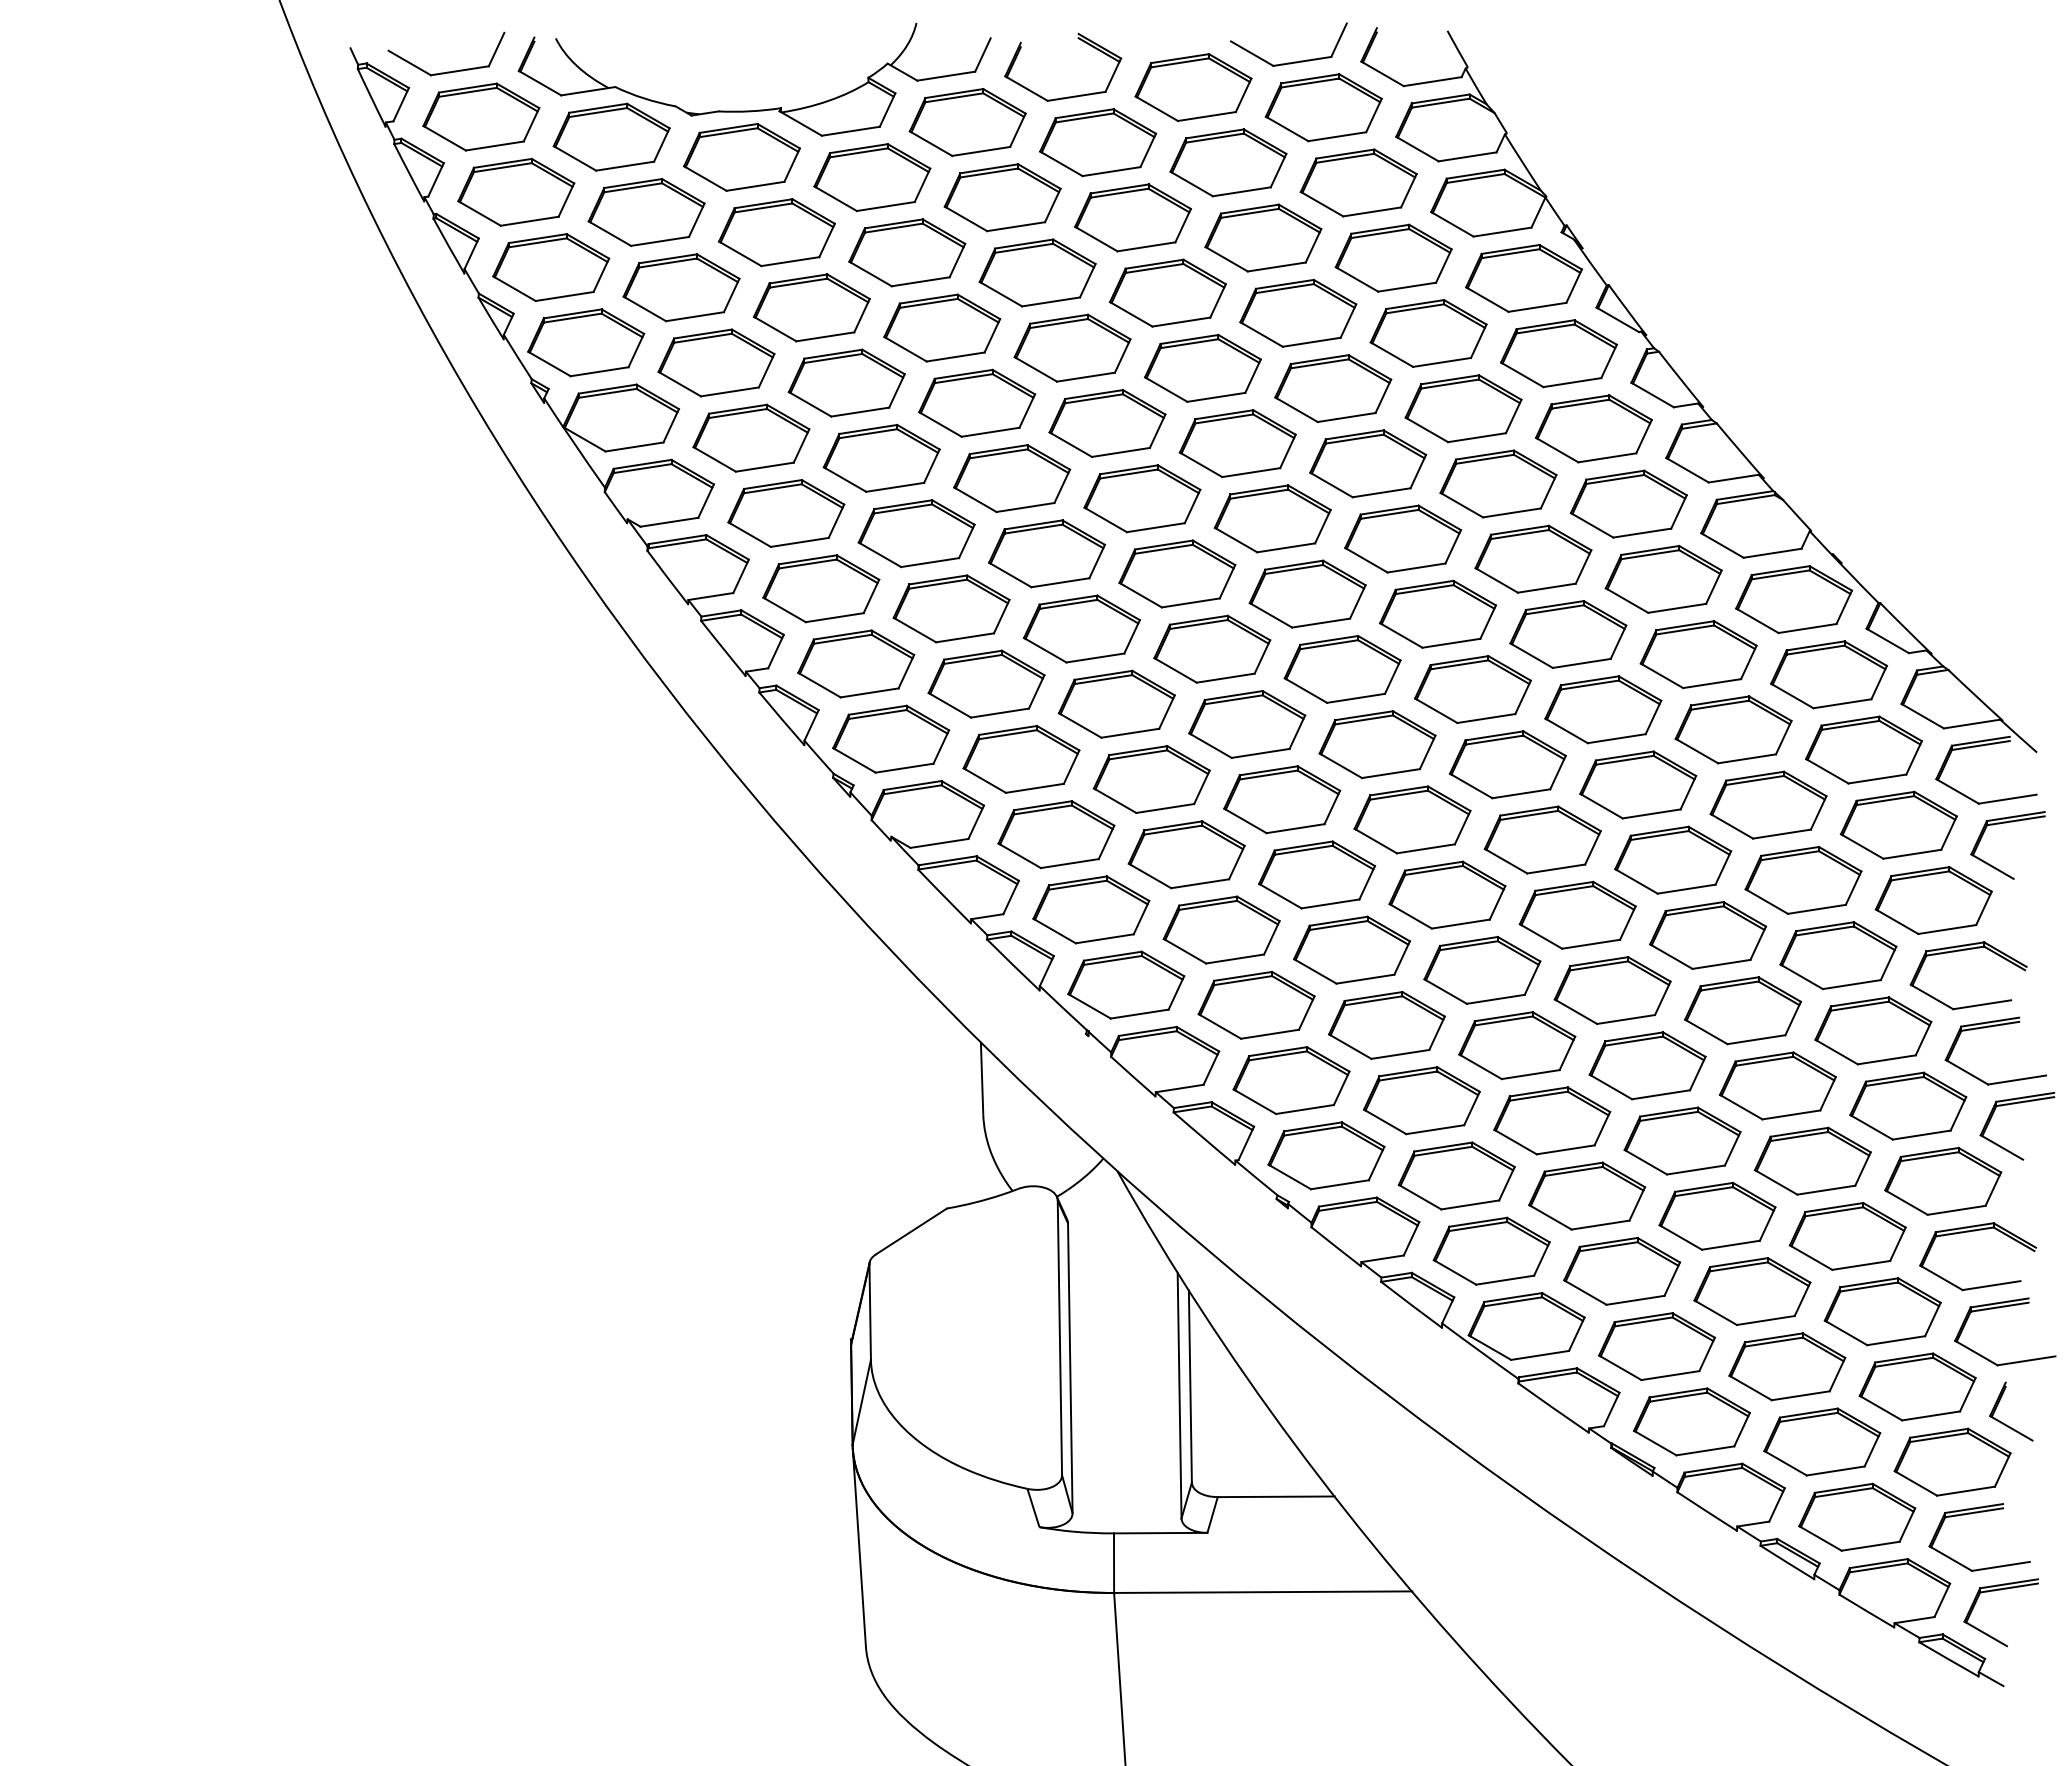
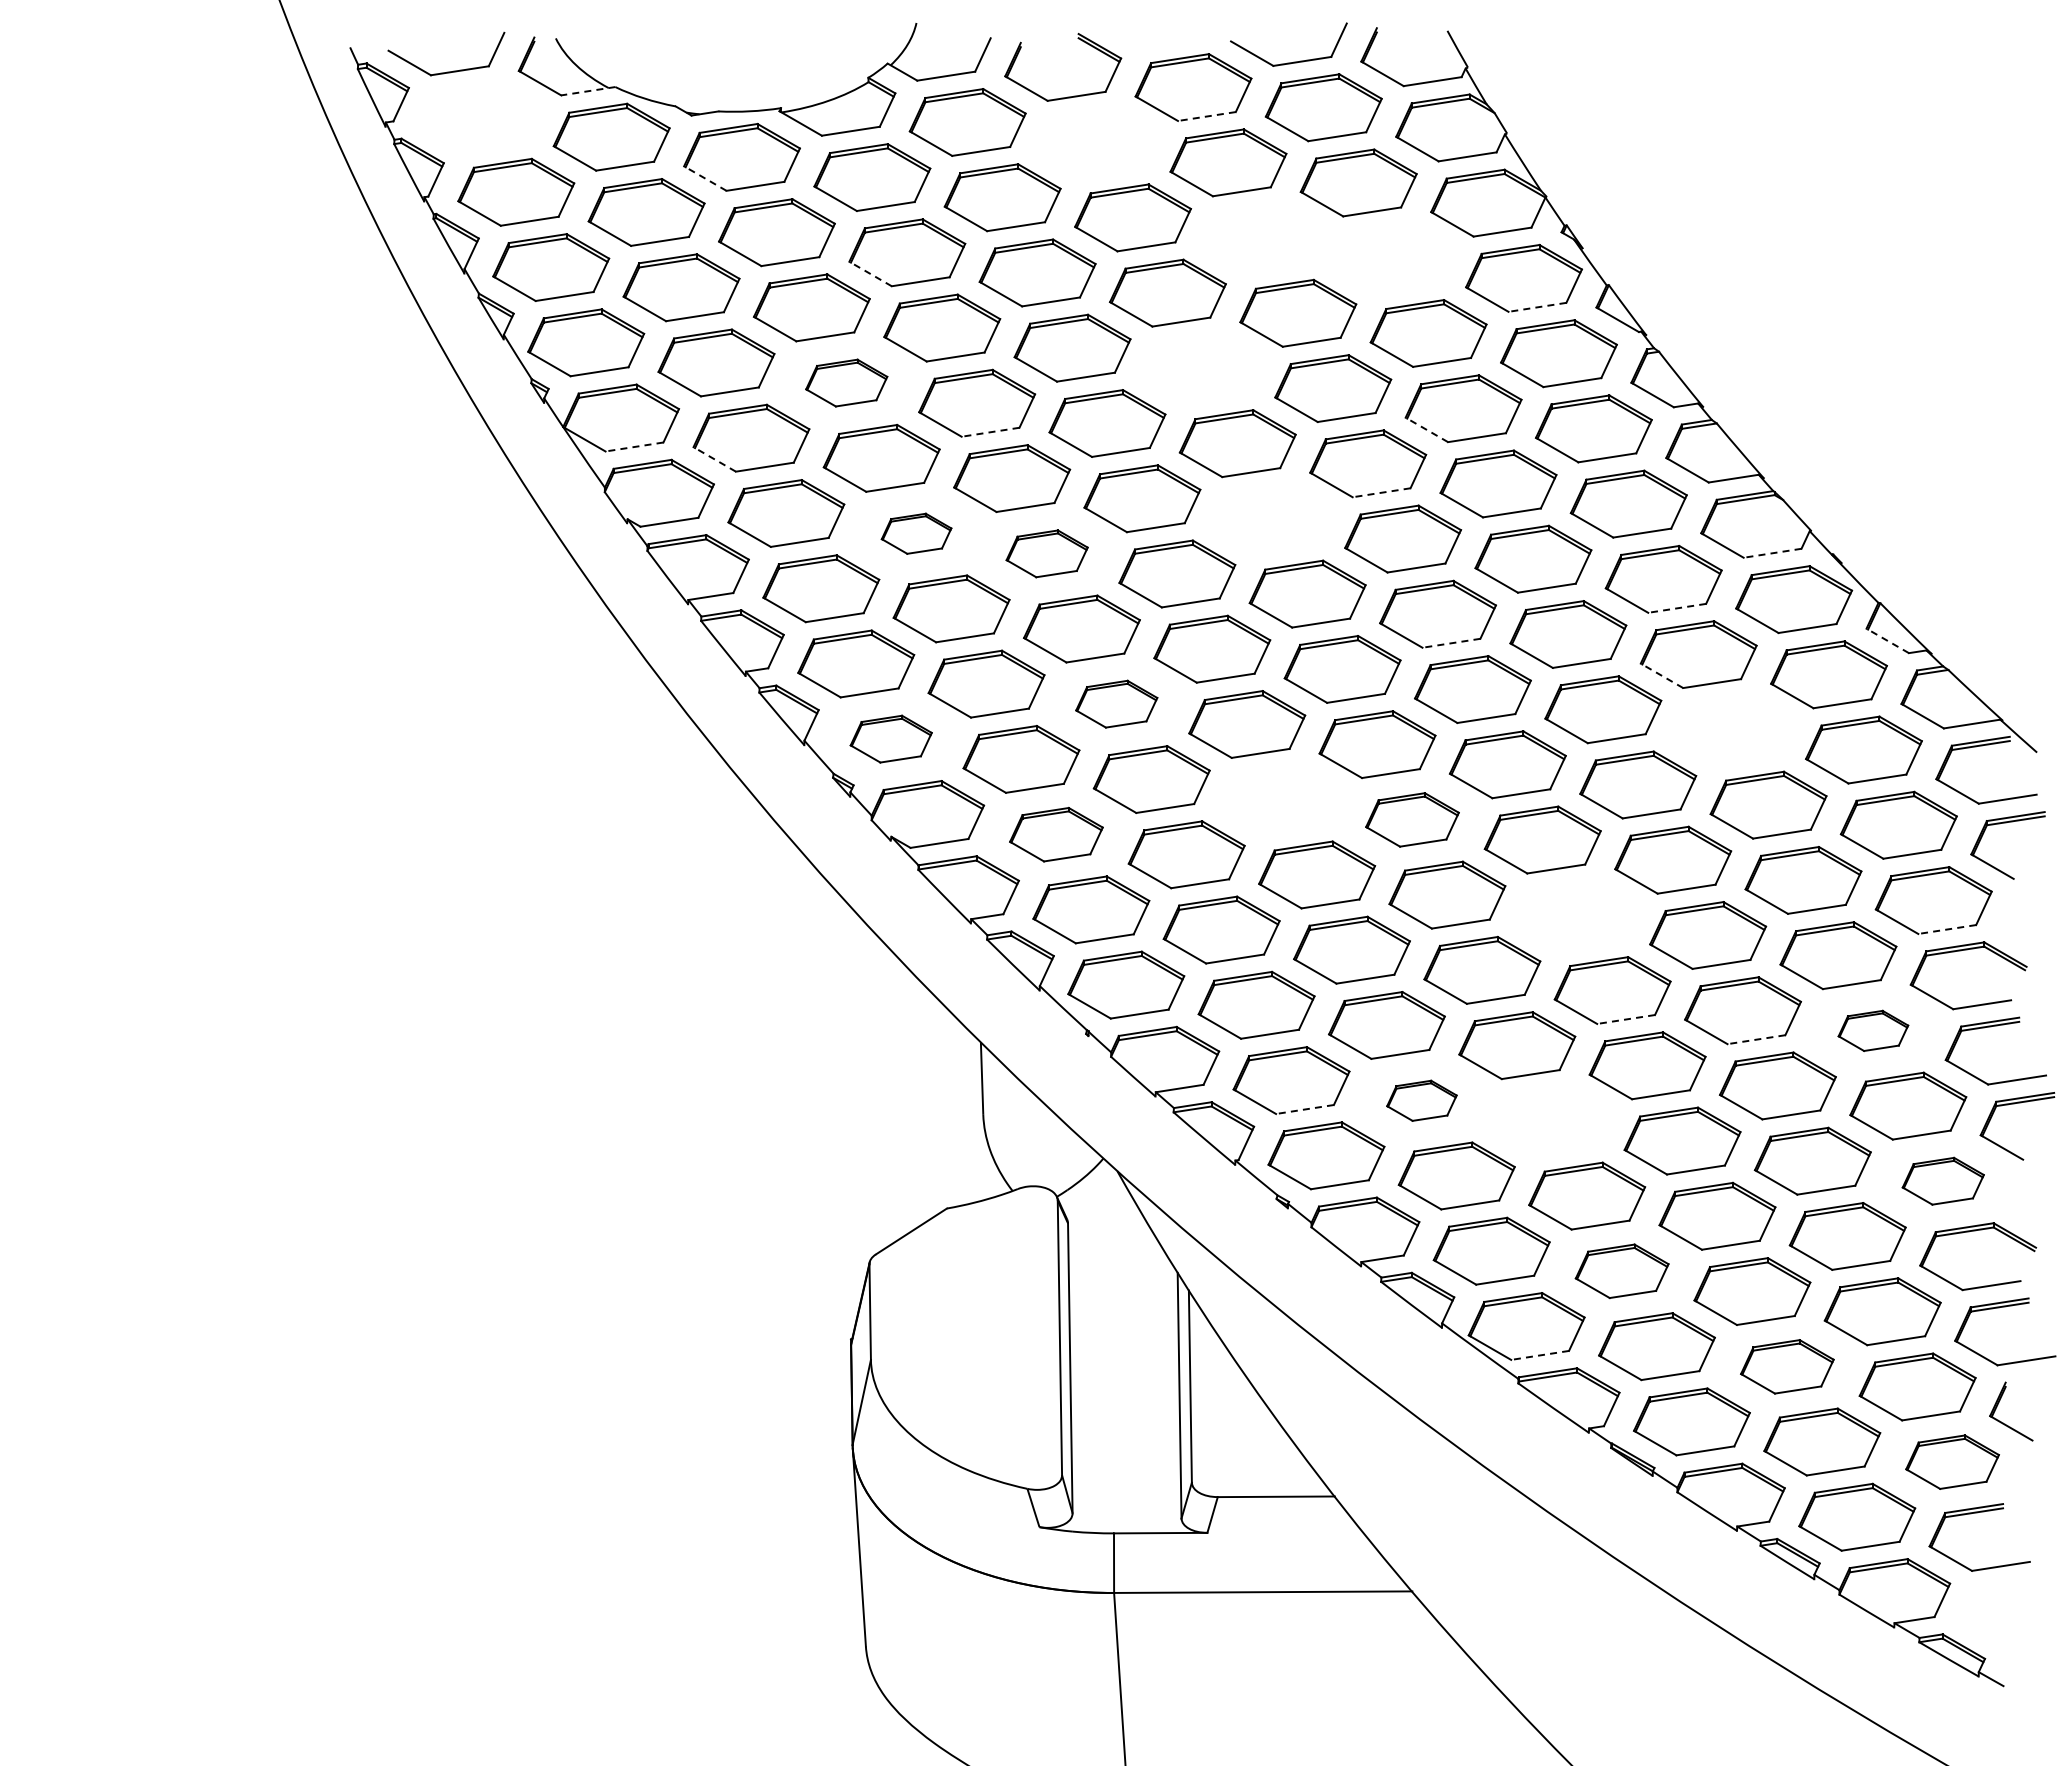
line: solid -> dashed (587, 91)
part: present -> none (481, 116)
line: solid -> dashed (1206, 116)
part: present -> none (1098, 142)
line: solid -> dashed (704, 178)
part: present -> none (1263, 237)
part: present -> none (1393, 257)
line: solid -> dashed (870, 273)
line: solid -> dashed (1536, 307)
part: present -> none (1202, 367)
part size: 119x70 px -> 84x50 px (846, 382)
line: solid -> dashed (1426, 429)
line: solid -> dashed (990, 432)
line: solid -> dashed (634, 447)
line: solid -> dashed (714, 459)
line: solid -> dashed (1381, 492)
part: present -> none (1272, 518)
part size: 119x70 px -> 73x43 px (916, 533)
part size: 119x70 px -> 84x50 px (1046, 553)
line: solid -> dashed (1772, 553)
line: solid -> dashed (1676, 608)
line: solid -> dashed (1887, 640)
line: solid -> dashed (1450, 643)
line: solid -> dashed (1661, 675)
part size: 119x70 px -> 84x50 px (1116, 703)
part: present -> none (1733, 729)
part size: 119x70 px -> 84x50 px (890, 738)
part: present -> none (1282, 799)
part size: 119x70 px -> 95x56 px (1412, 819)
part size: 119x70 px -> 95x57 px (1056, 834)
part: present -> none (1577, 914)
line: solid -> dashed (1946, 929)
line: solid -> dashed (1625, 1019)
part size: 119x70 px -> 73x43 px (1873, 1030)
line: solid -> dashed (1755, 1039)
part size: 118x70 px -> 72x43 px (1421, 1100)
line: solid -> dashed (1304, 1109)
part: present -> none (1552, 1120)
part size: 119x70 px -> 84x50 px (1942, 1180)
part size: 119x70 px -> 96x57 px (1621, 1271)
line: solid -> dashed (1539, 1355)
part size: 119x70 px -> 95x56 px (1787, 1366)
part size: 119x70 px -> 95x56 px (1952, 1461)
part: present -> none (1994, 1591)
